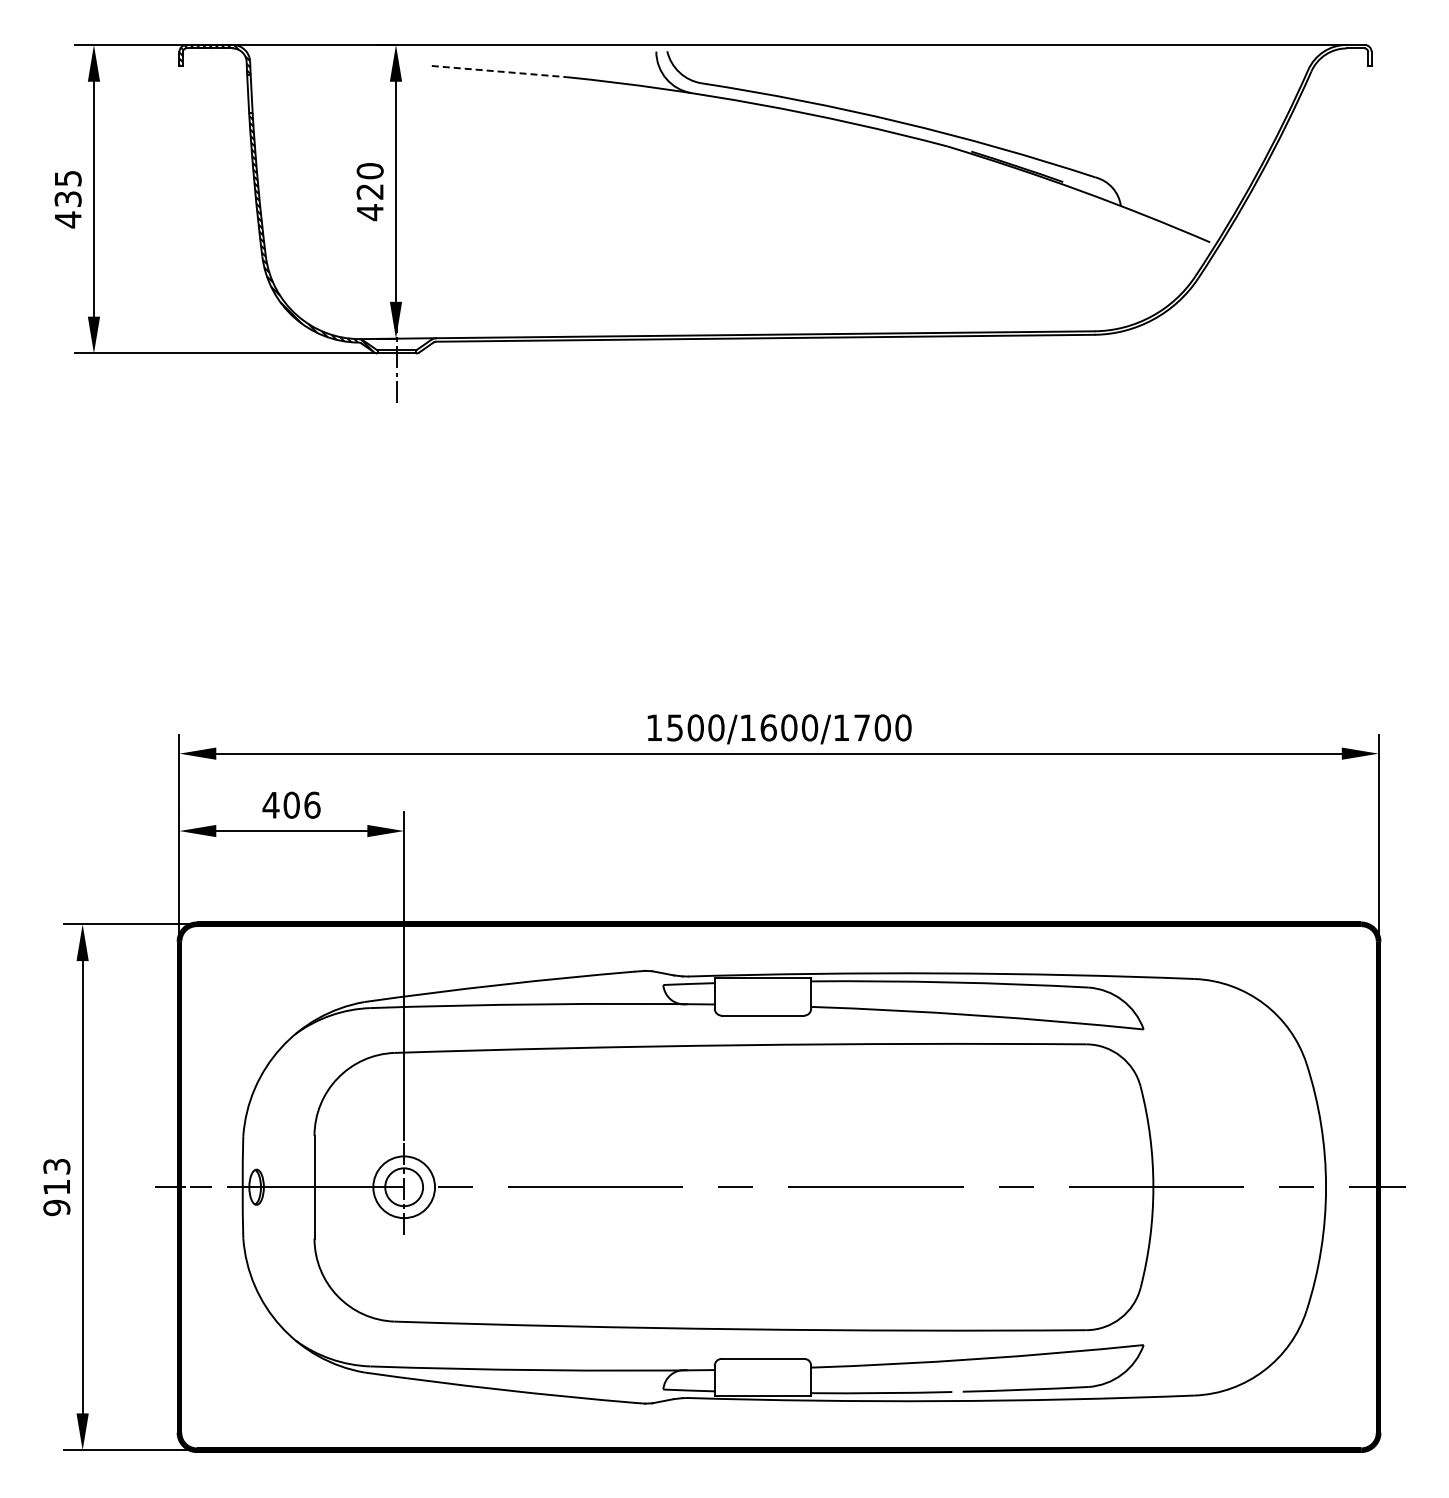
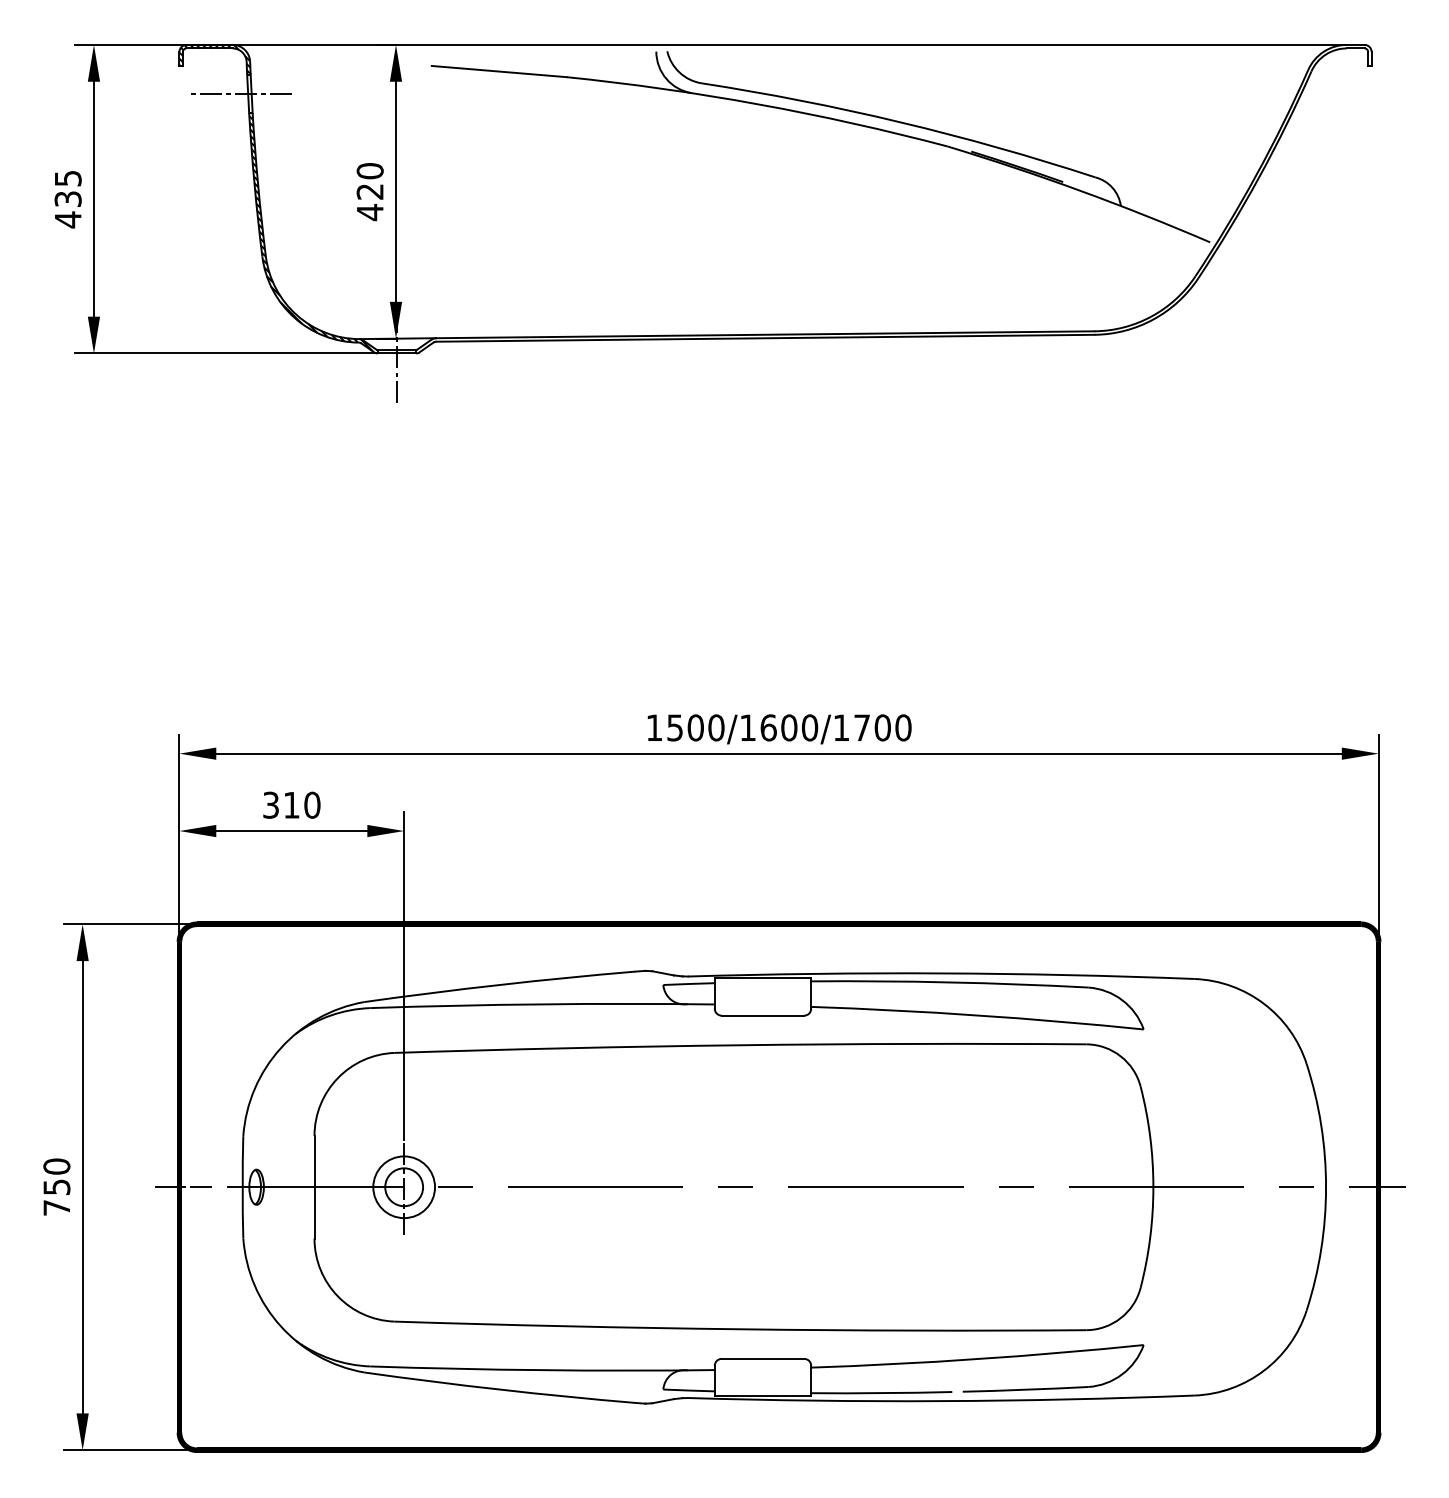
line: dashed -> solid (499, 71)
line: none -> present (241, 94)
text: 406 -> 310 (291, 804)
text: 913 -> 750 (56, 1187)
